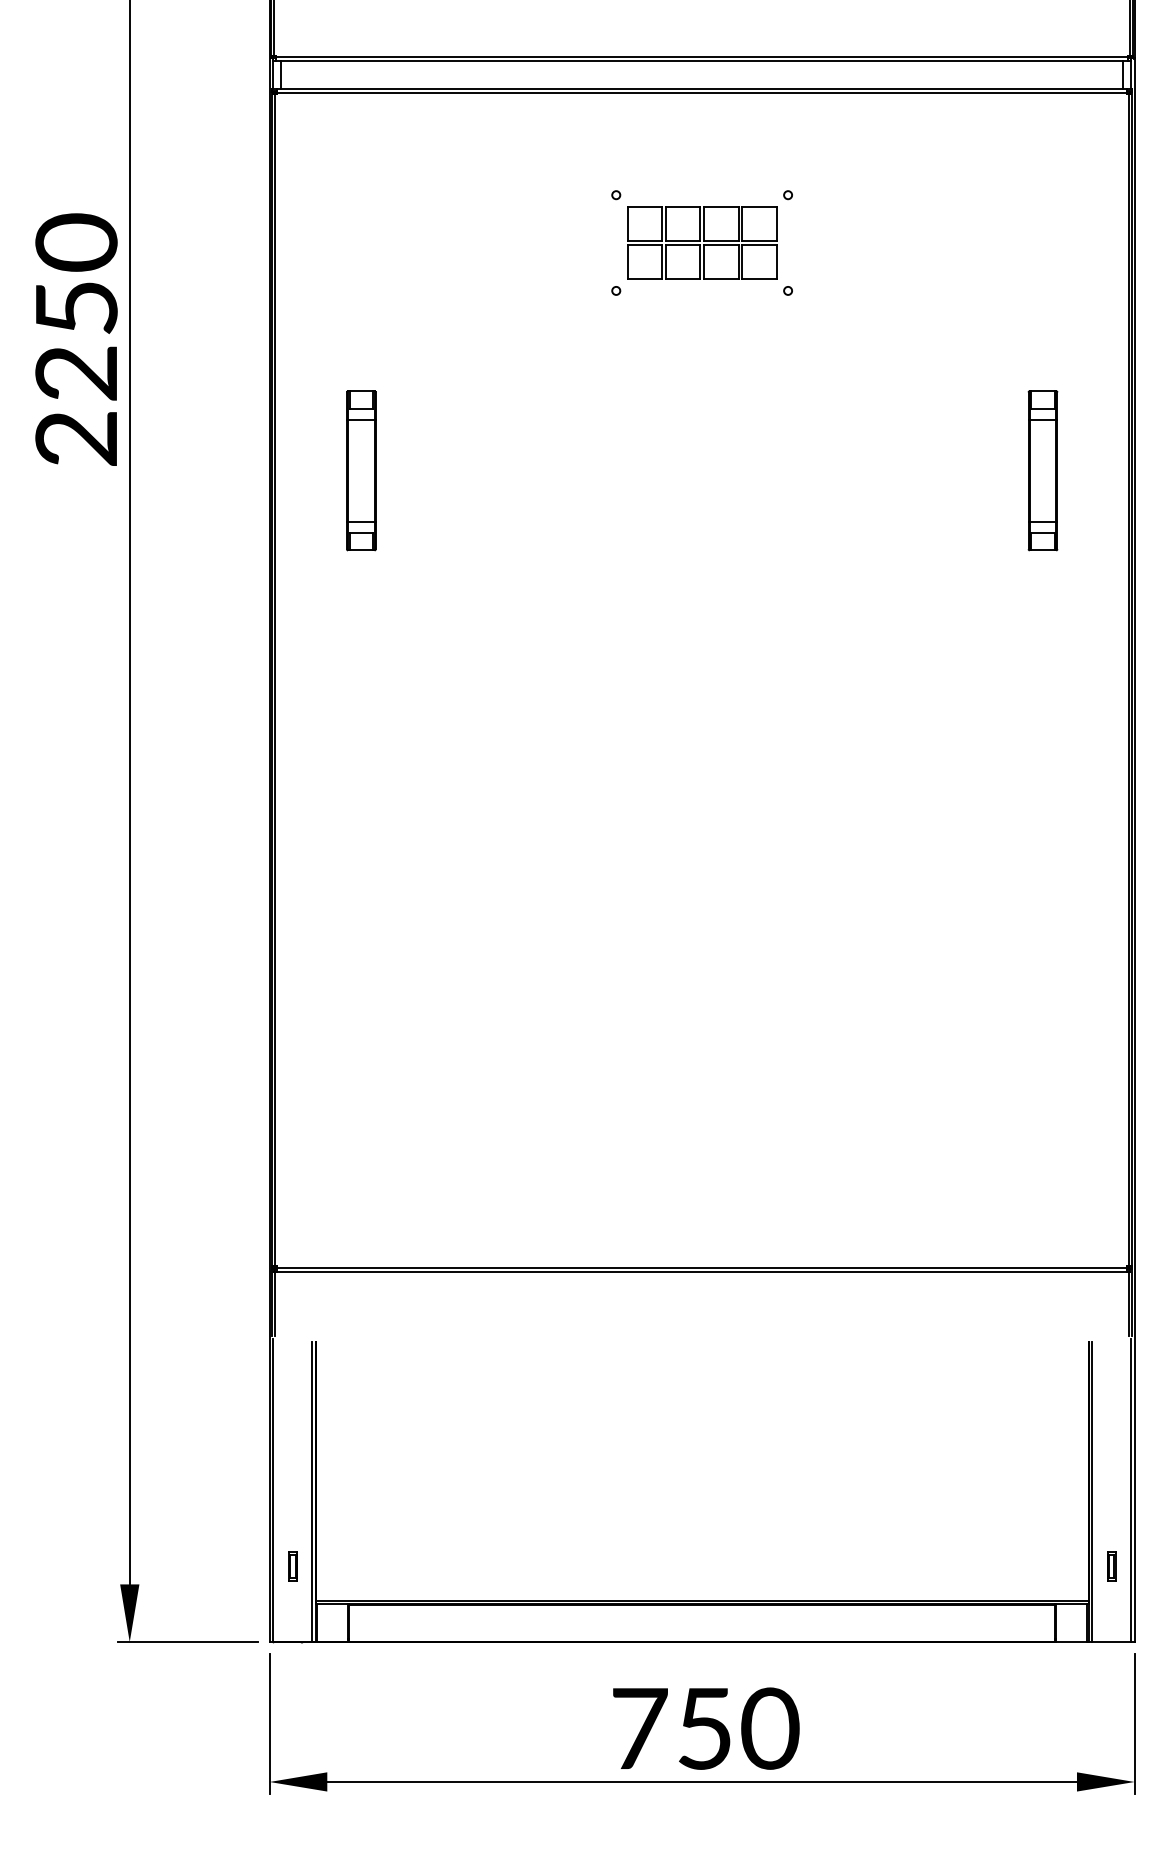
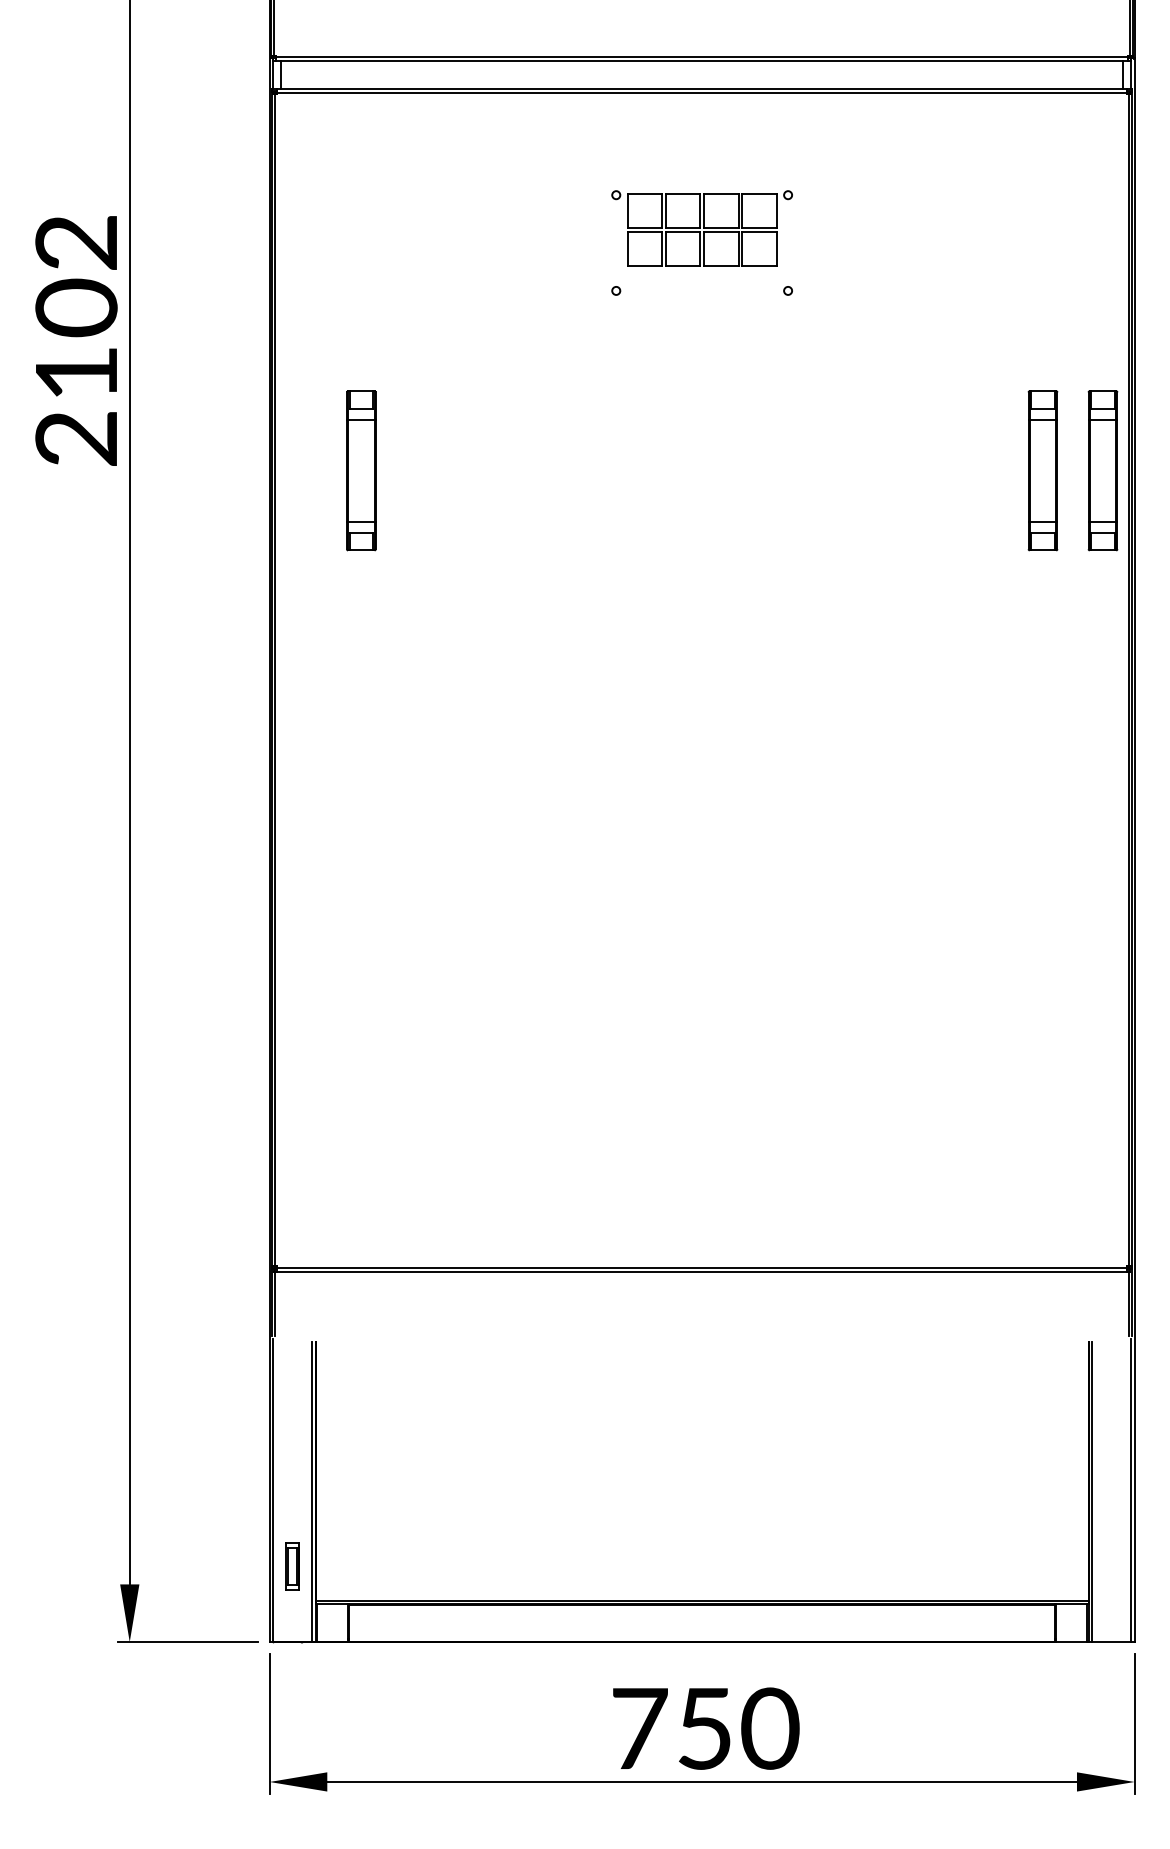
part position: (702, 242) -> (702, 229) (702, 229)
text: 2250 -> 2102 (76, 306)
part: none -> present (1102, 470)
part size: 10x31 px -> 15x49 px (292, 1566)
part: present -> none (1111, 1566)
